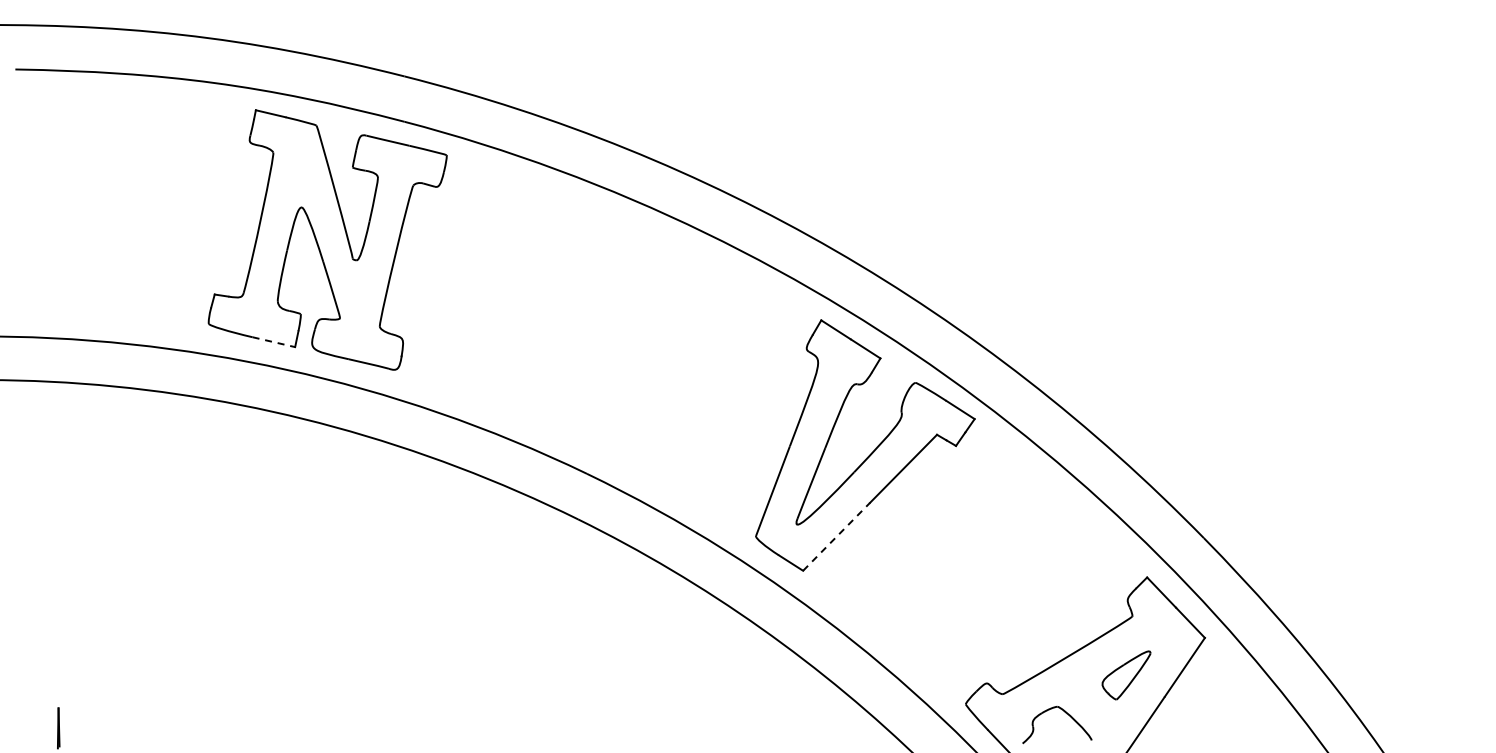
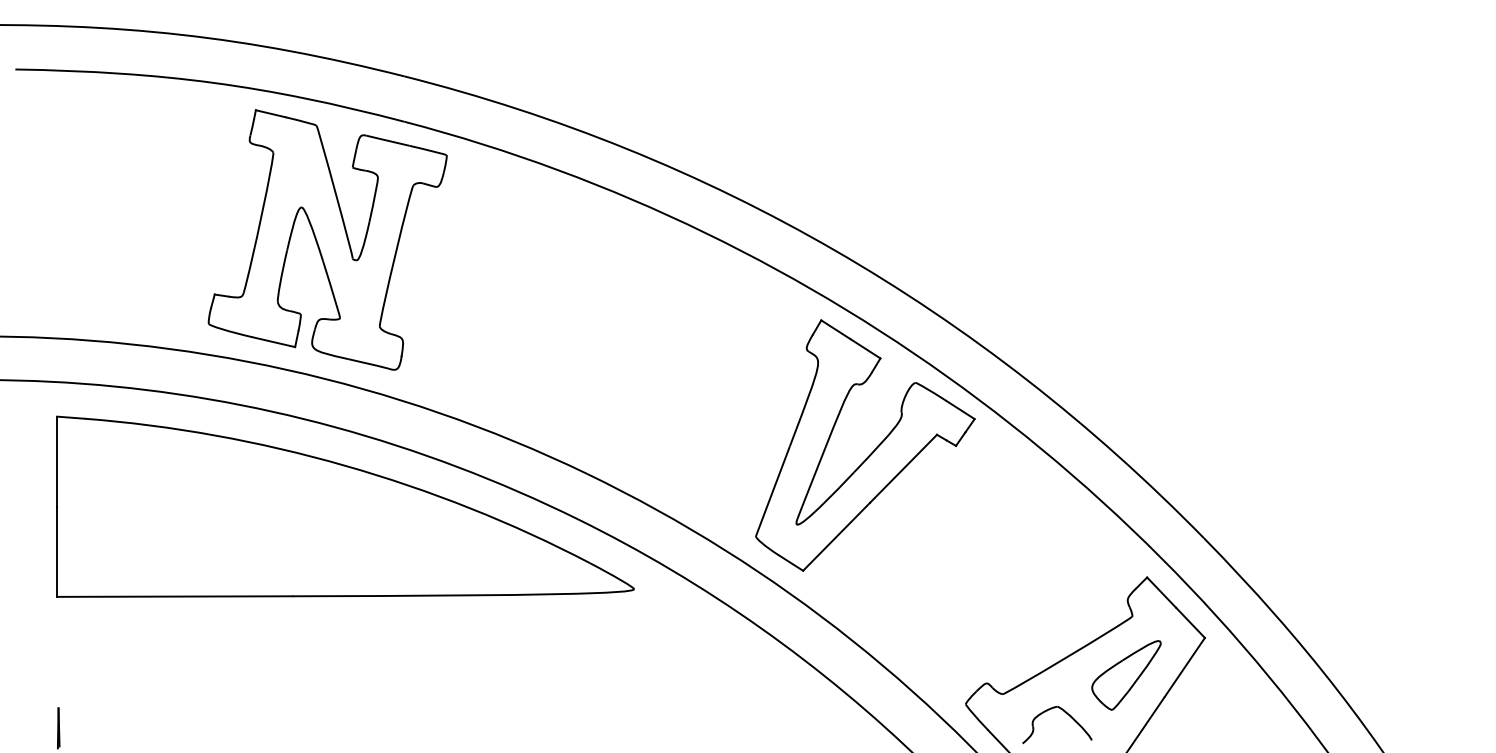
line: dashed -> solid (273, 342)
part: none -> present (345, 506)
line: dashed -> solid (836, 536)
part size: 51x51 px -> 71x71 px (1126, 675)
